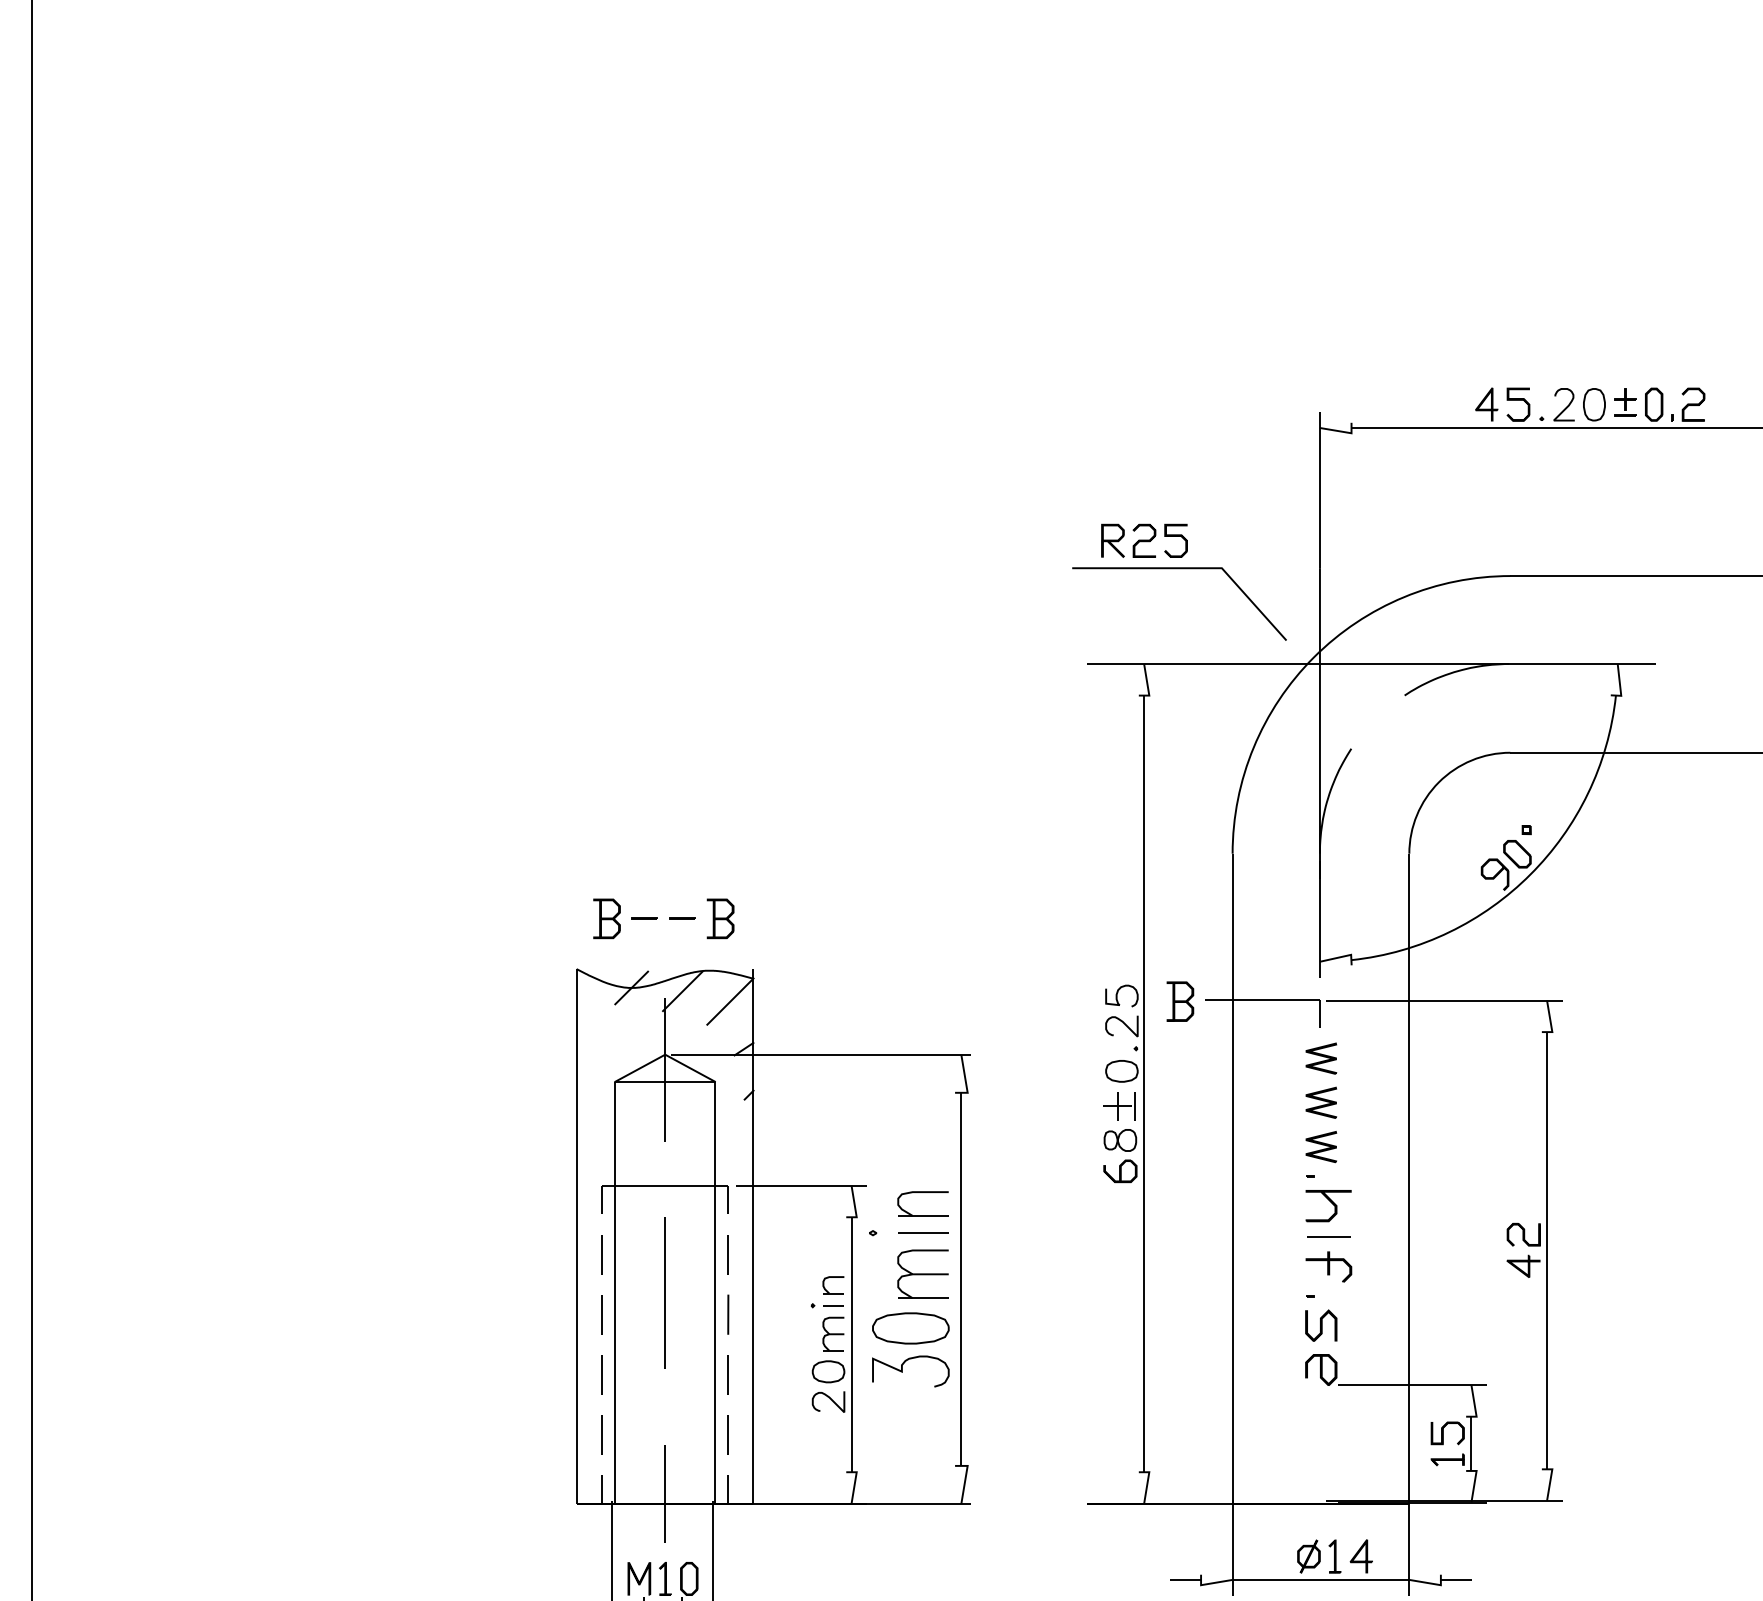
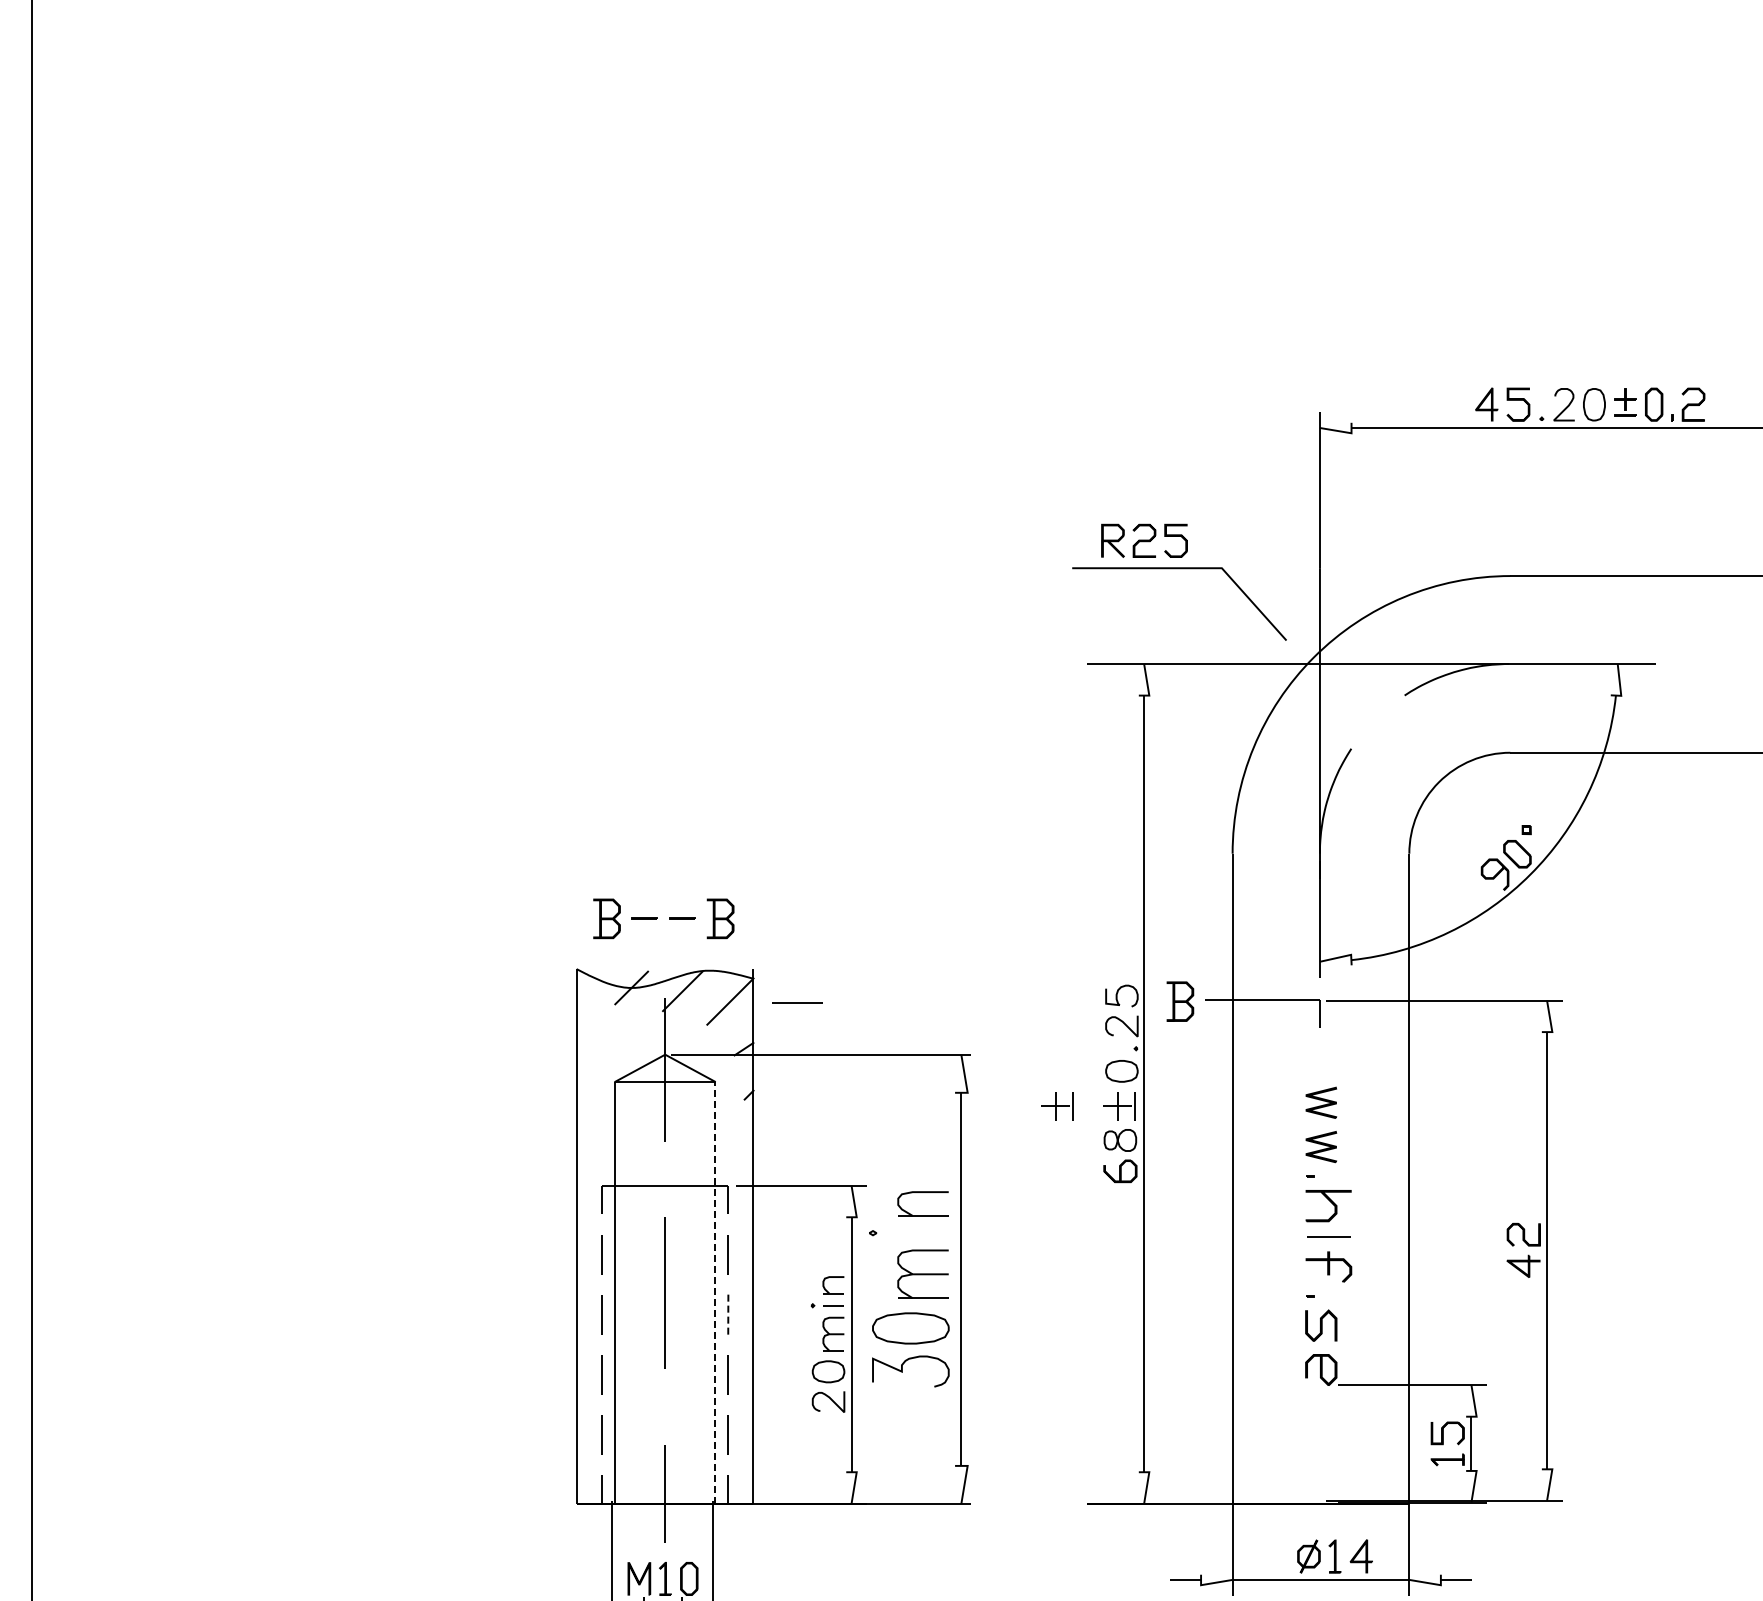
part: present -> none (1321, 1058)
part: none -> present (1057, 1106)
line position: (923, 1232) -> (797, 1002) (797, 1002)
line: solid -> dashed (715, 1293)
line: solid -> dashed (728, 1315)
